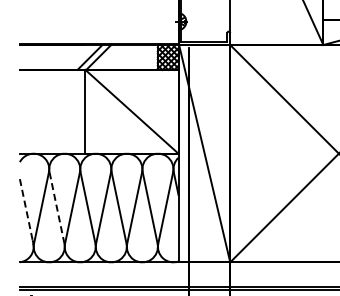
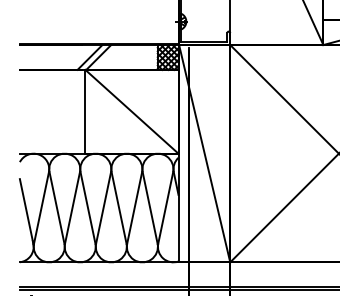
line: dashed -> solid (57, 208)
line: dashed -> solid (26, 212)
